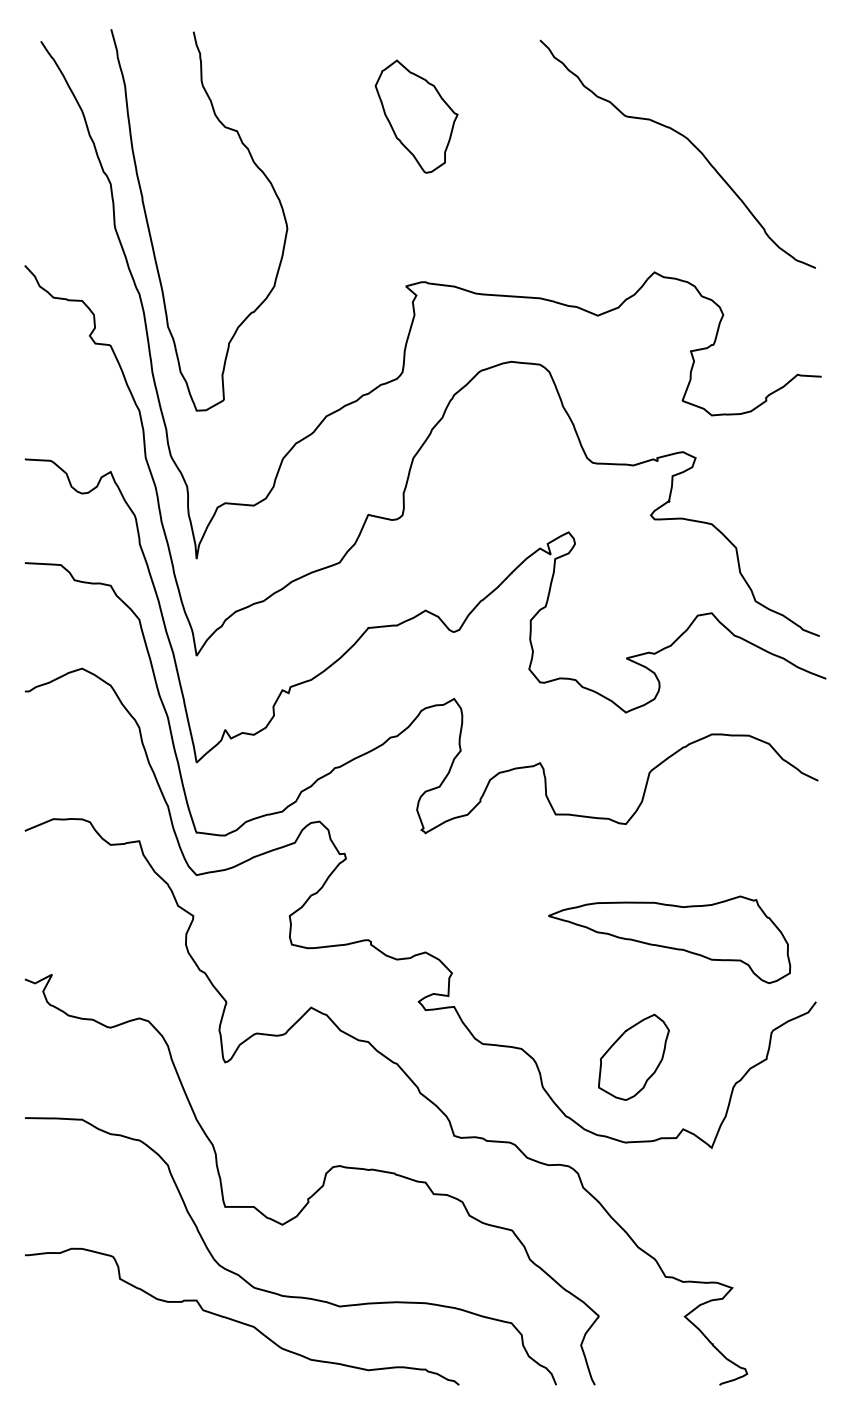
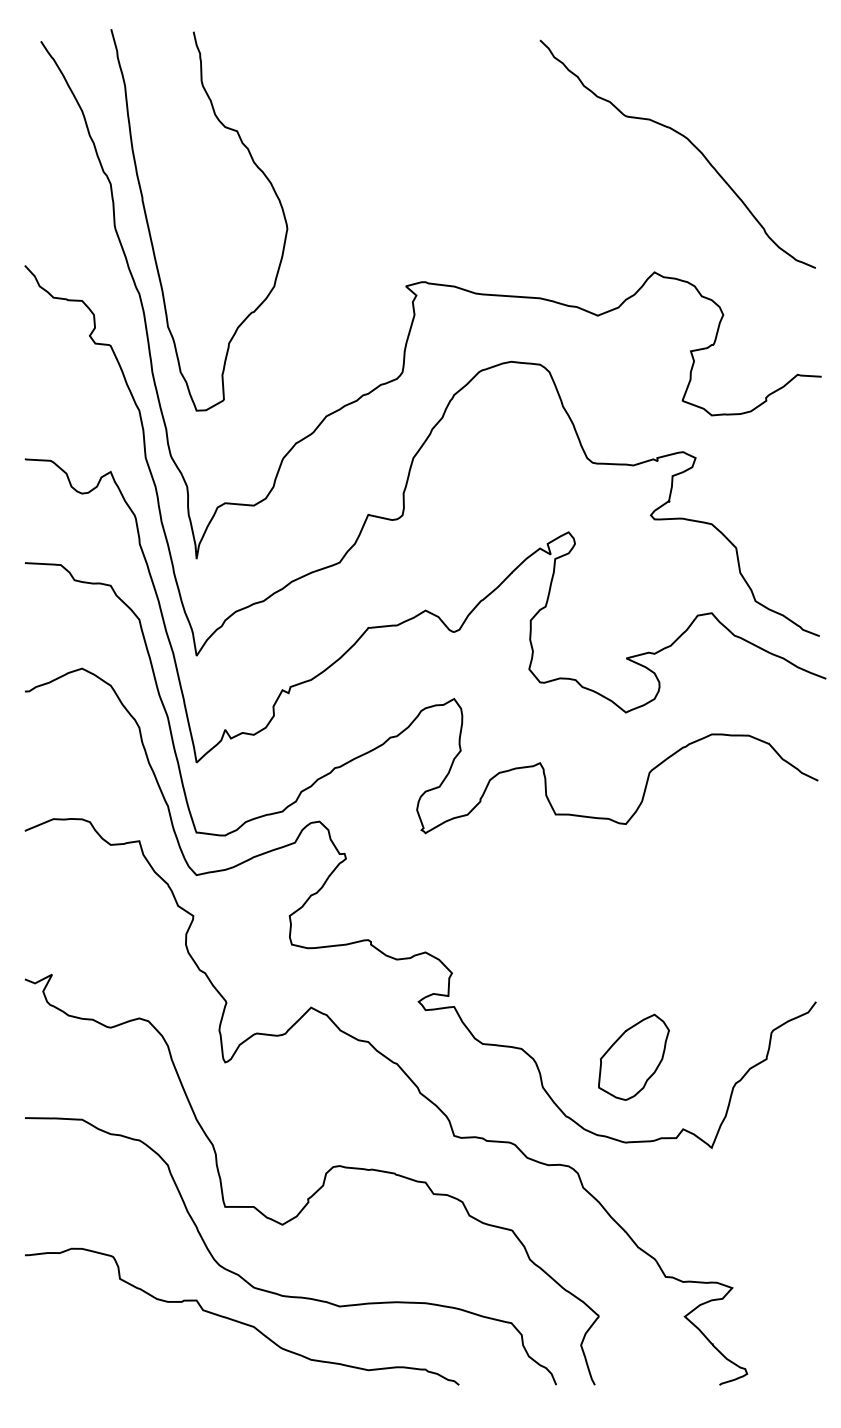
part: present -> none (416, 116)
part: present -> none (669, 939)
